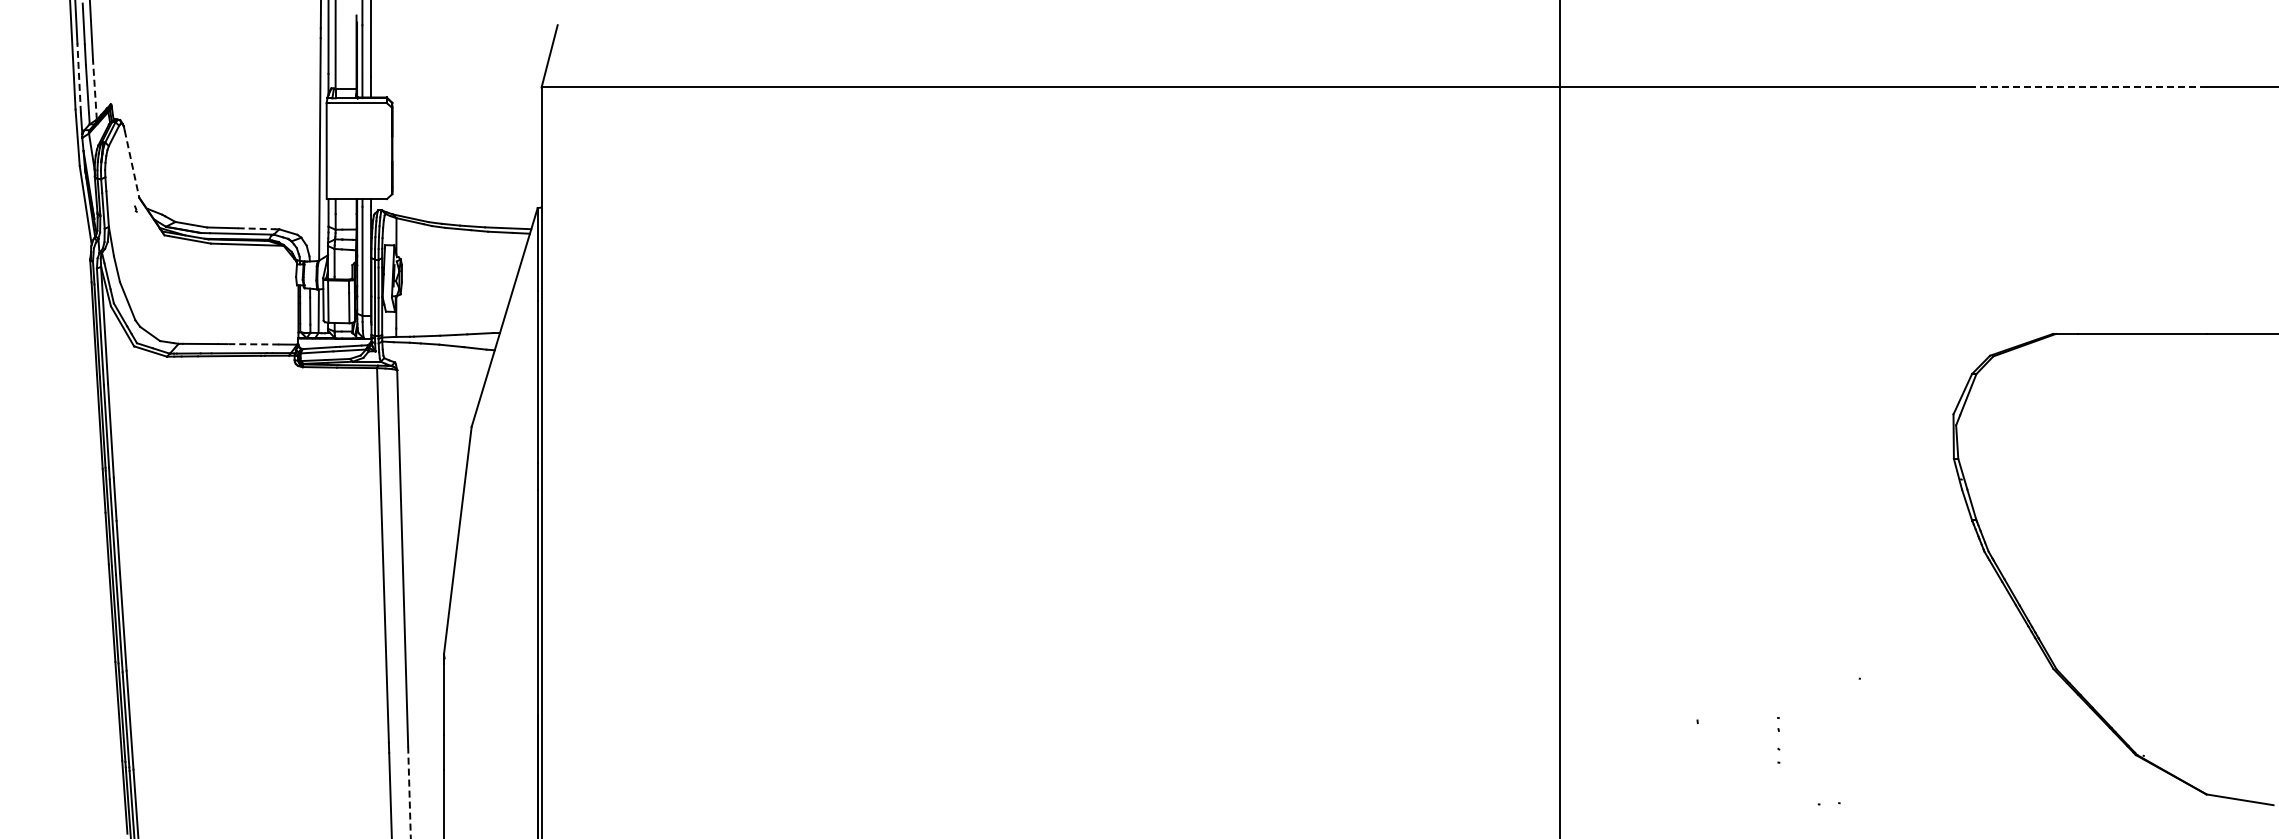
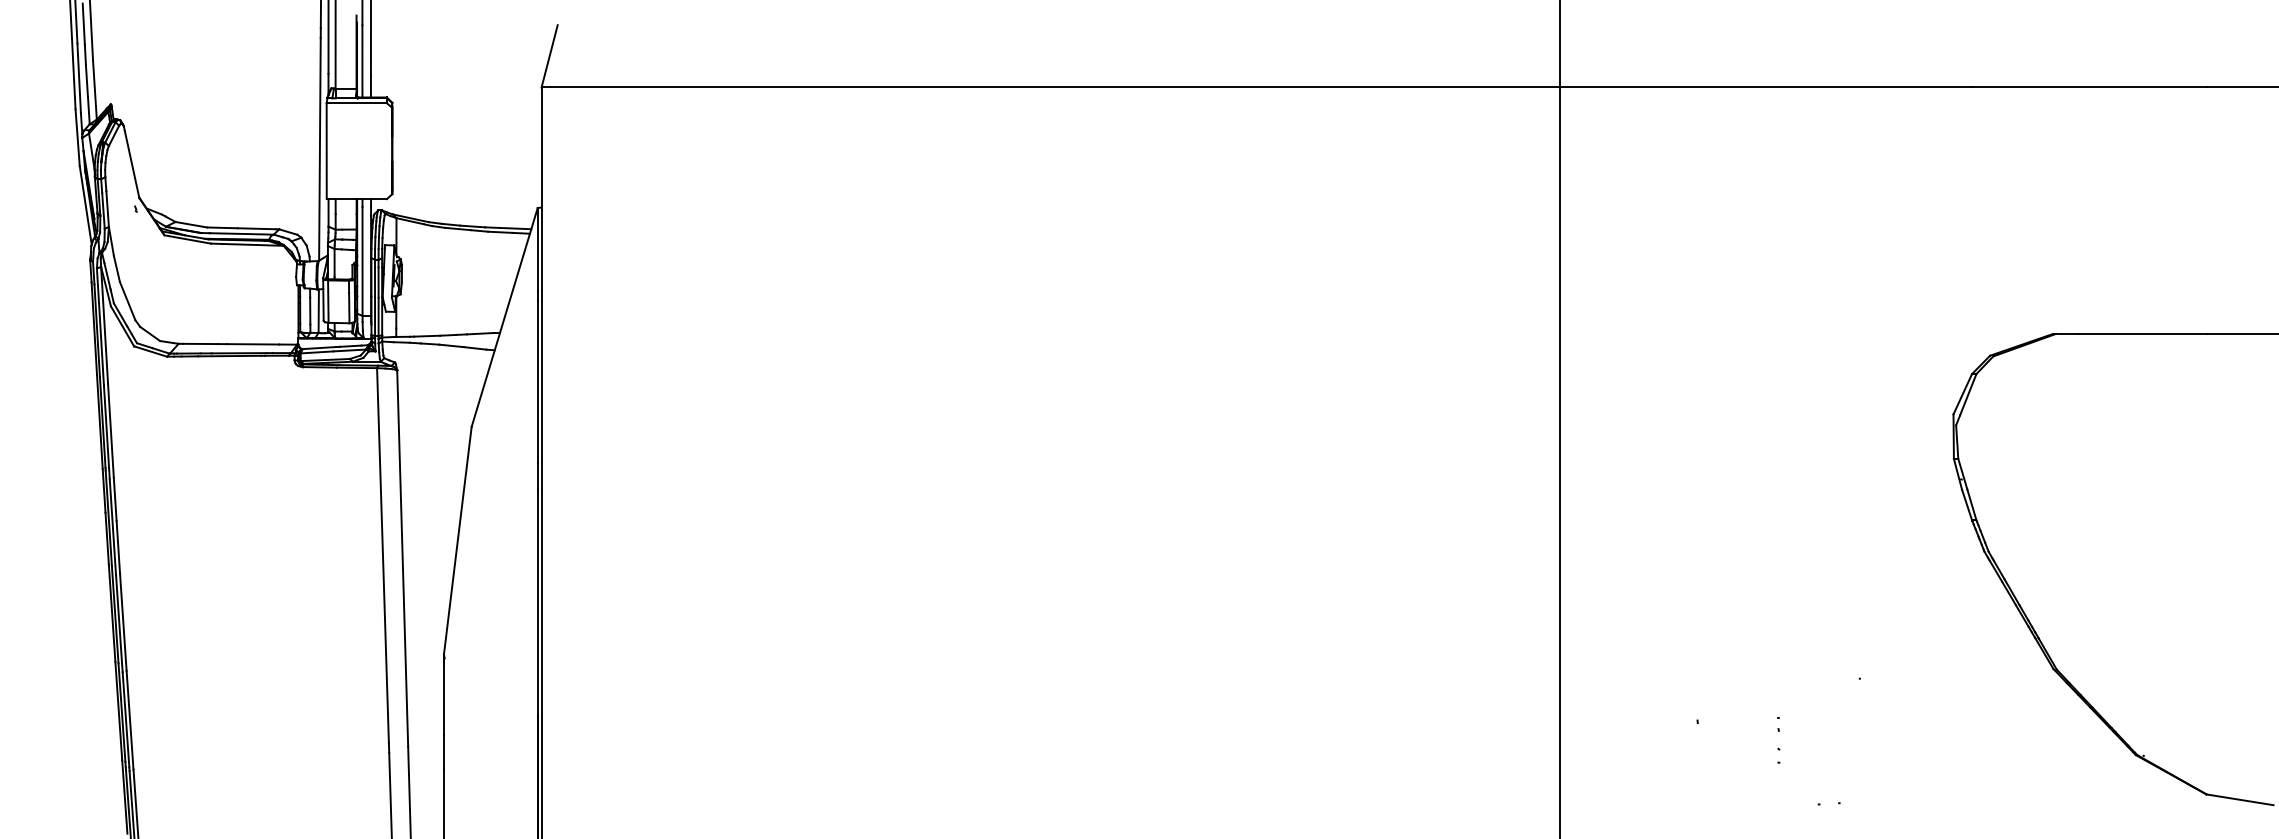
line: dashed -> solid (79, 78)
line: dashed -> solid (2088, 87)
line: dashed -> solid (94, 90)
line: dashed -> solid (132, 164)
line: dashed -> solid (257, 228)
line: dashed -> solid (253, 344)
line: dashed -> solid (409, 792)
